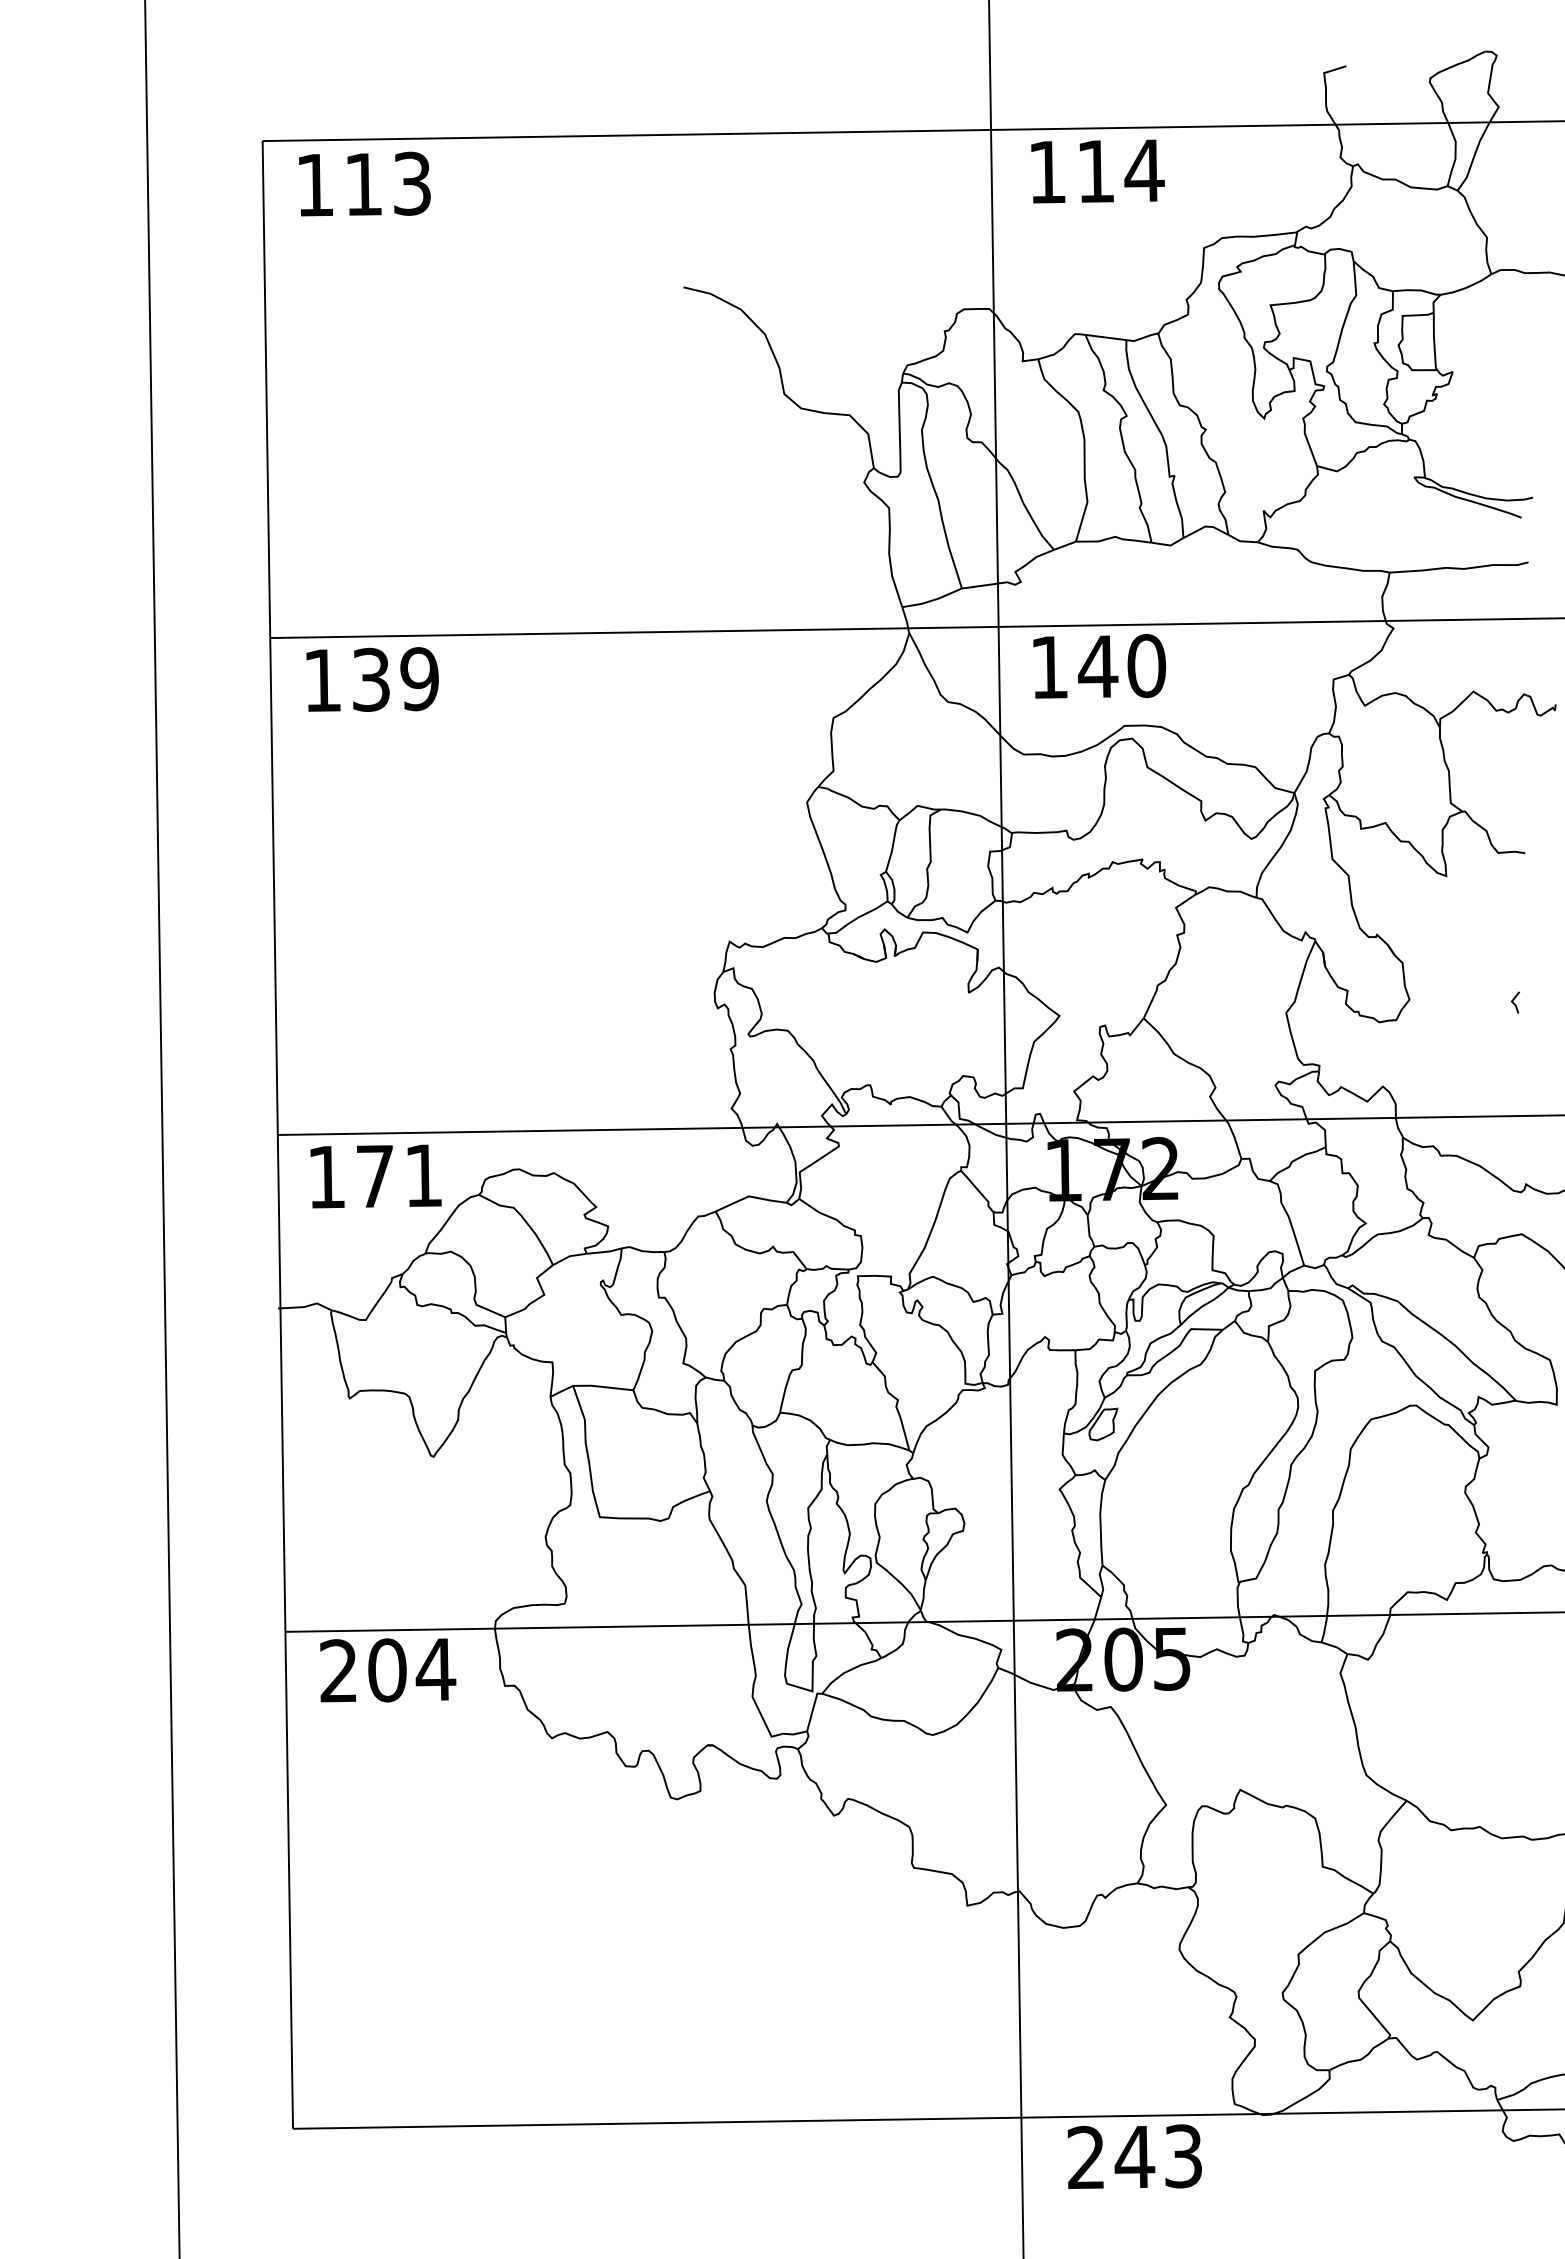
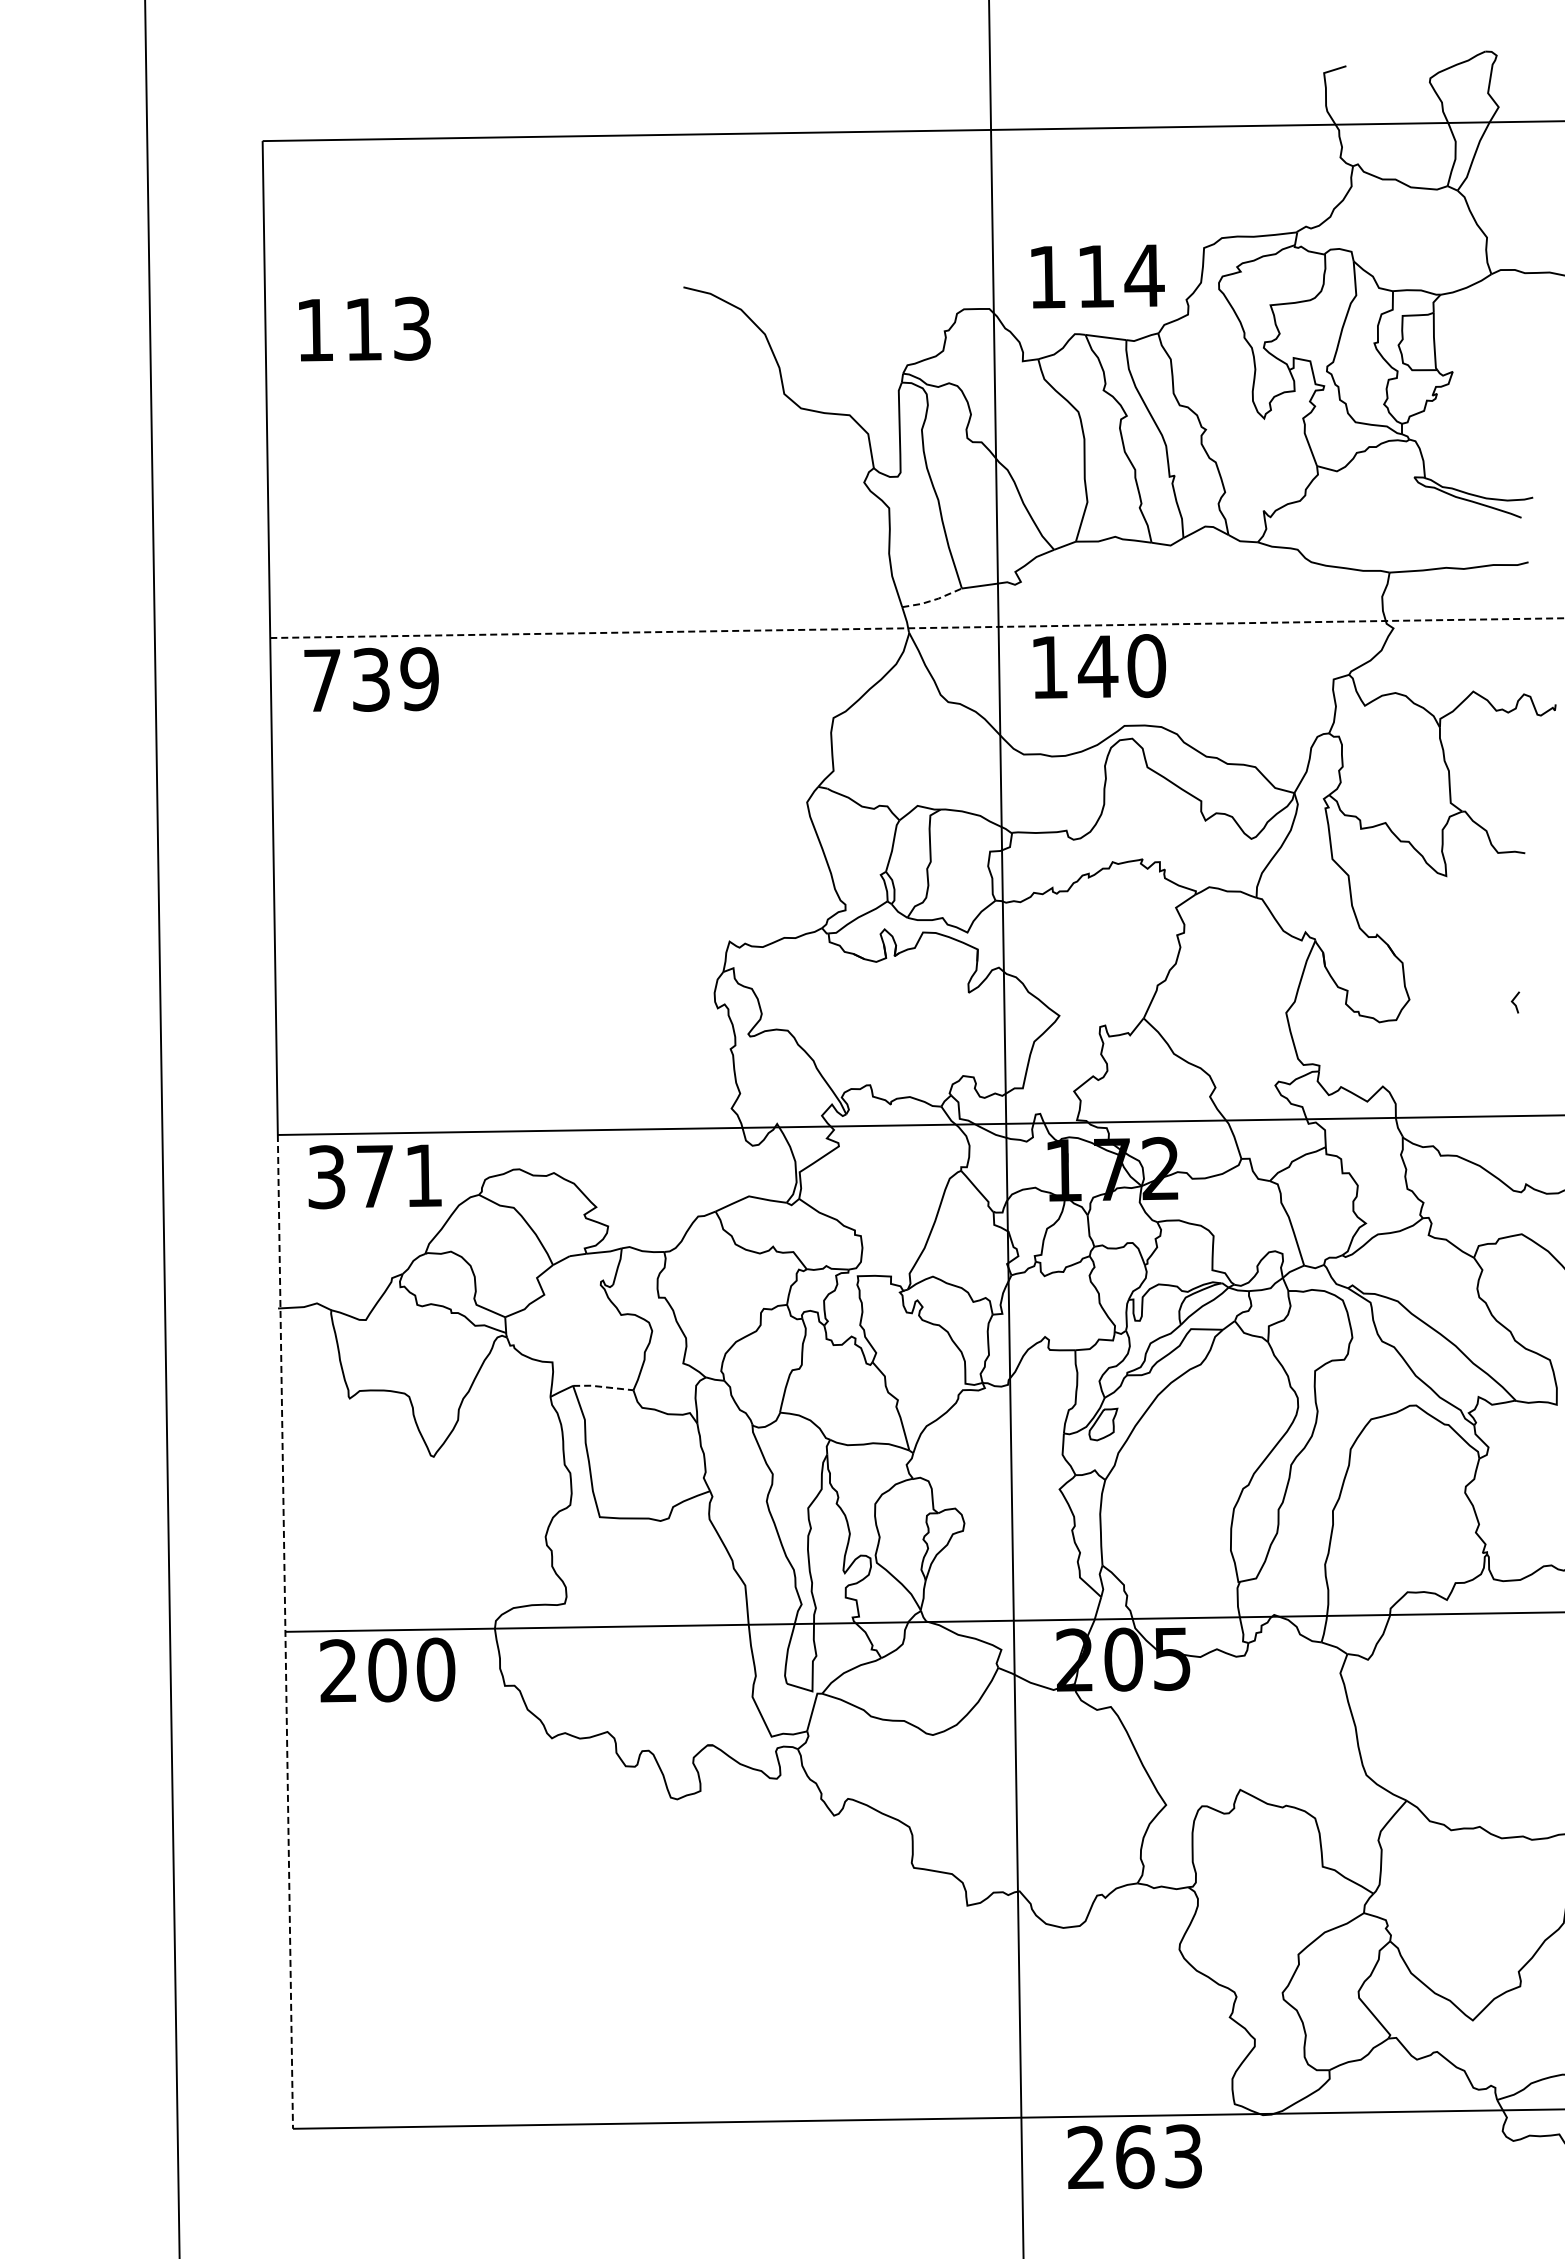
text position: (1097, 171) -> (1097, 276) (1097, 276)
text position: (364, 183) -> (364, 328) (364, 328)
line: solid -> dashed (933, 600)
line: solid -> dashed (918, 628)
text: 139 -> 739 (322, 680)
text: 171 -> 371 (326, 1177)
line: solid -> dashed (603, 1387)
line: solid -> dashed (285, 1631)
text: 204 -> 200 (435, 1669)
text: 243 -> 263 (1134, 2157)
